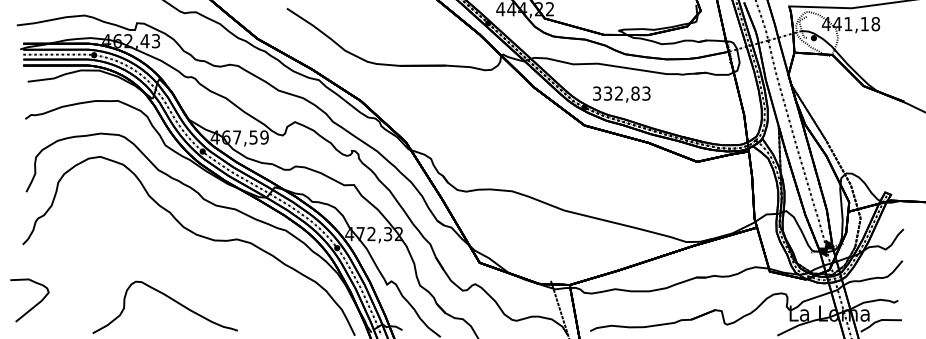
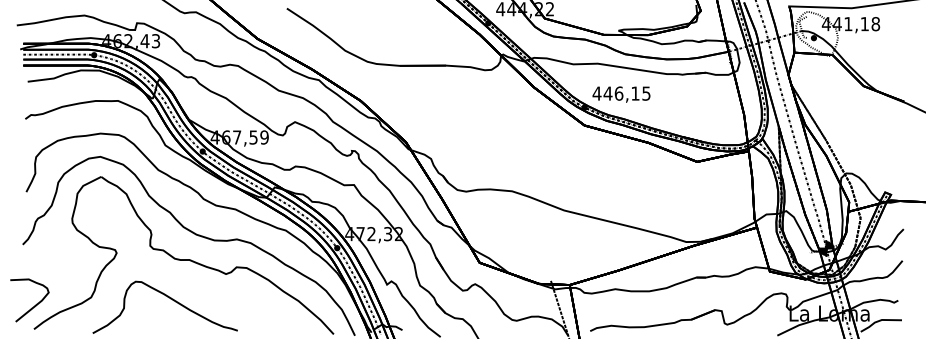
text: 332,83 -> 446,15 (621, 93)
part: none -> present (183, 255)
